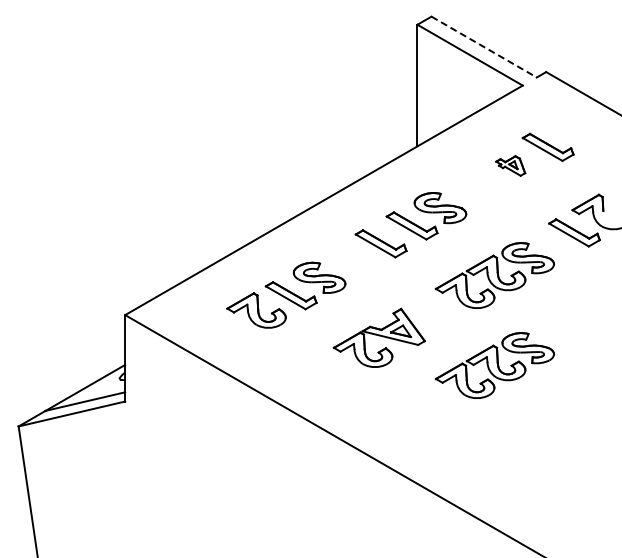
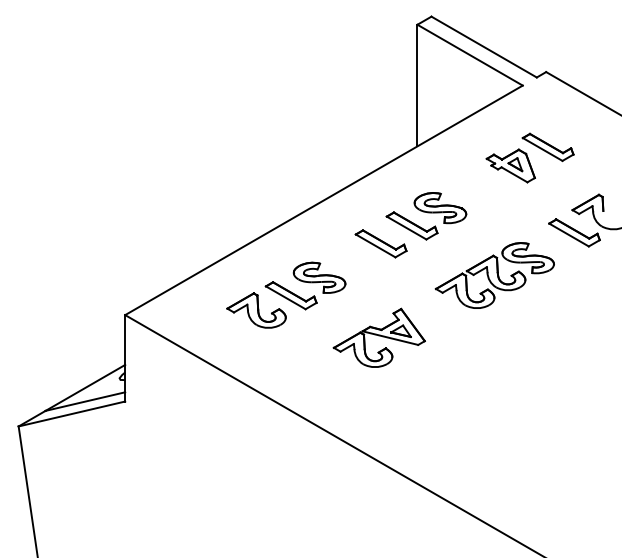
line: dashed -> solid (484, 47)
part size: 32x22 px -> 51x36 px (510, 165)
part: present -> none (494, 365)
